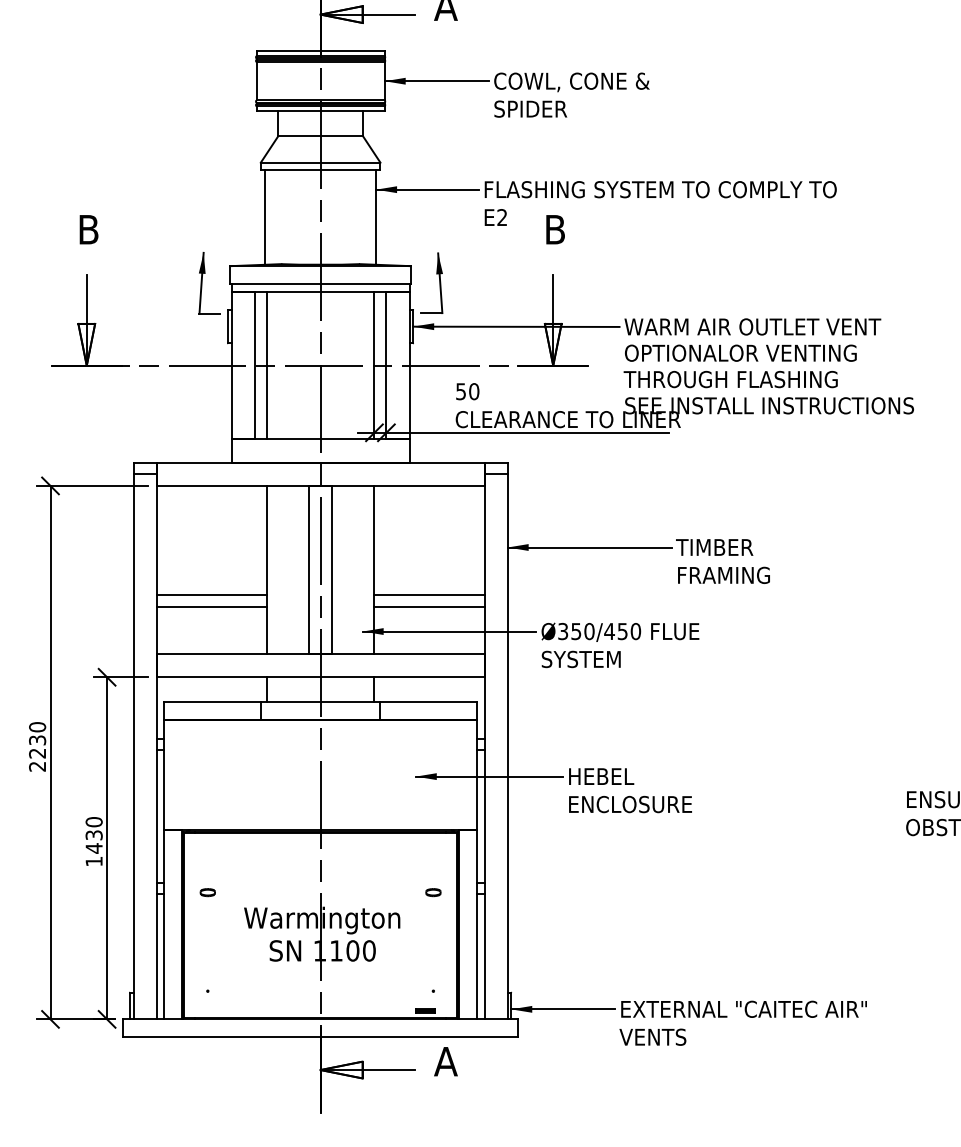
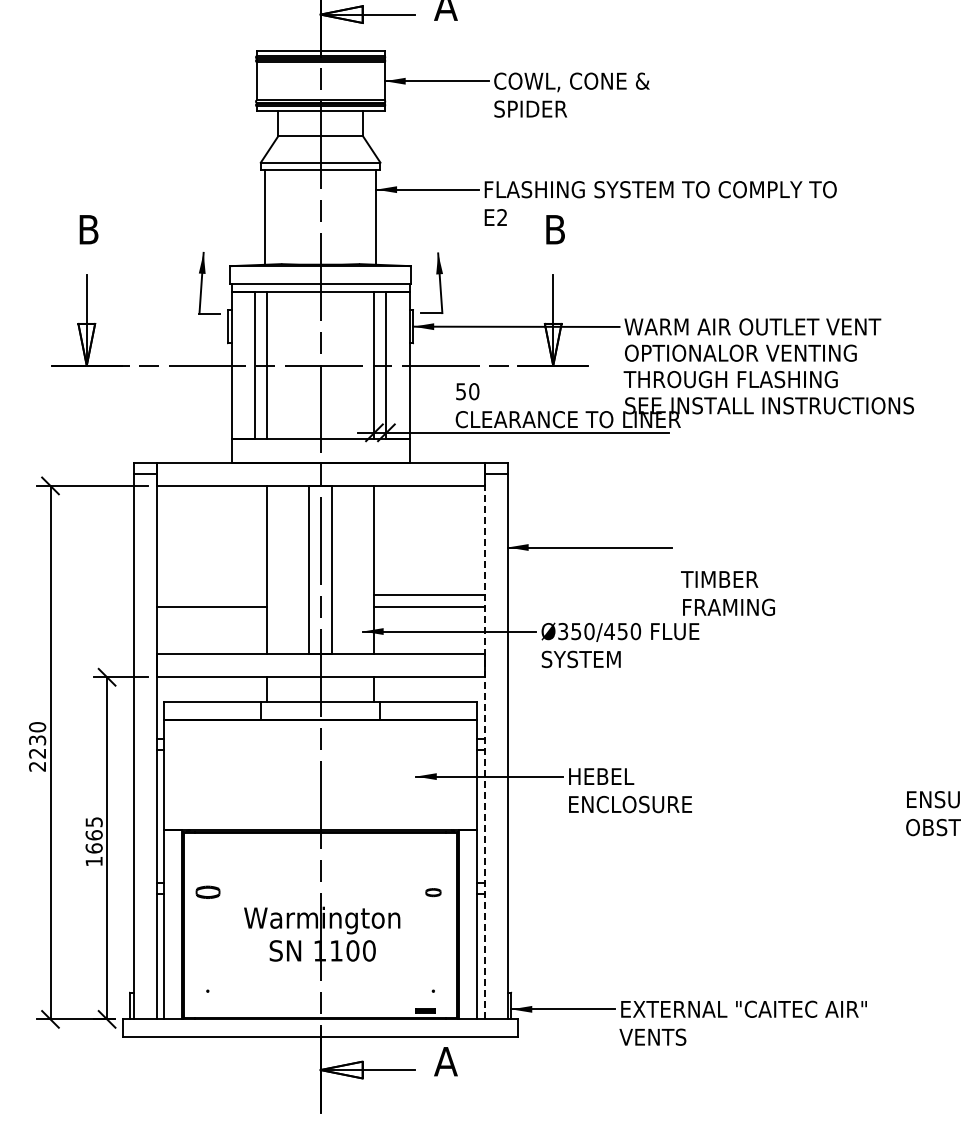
text position: (722, 561) -> (727, 593) (727, 593)
line: present -> none (211, 595)
line: solid -> dashed (484, 746)
text: 1430 -> 1665 (93, 835)
part size: 17x10 px -> 26x14 px (207, 891)
